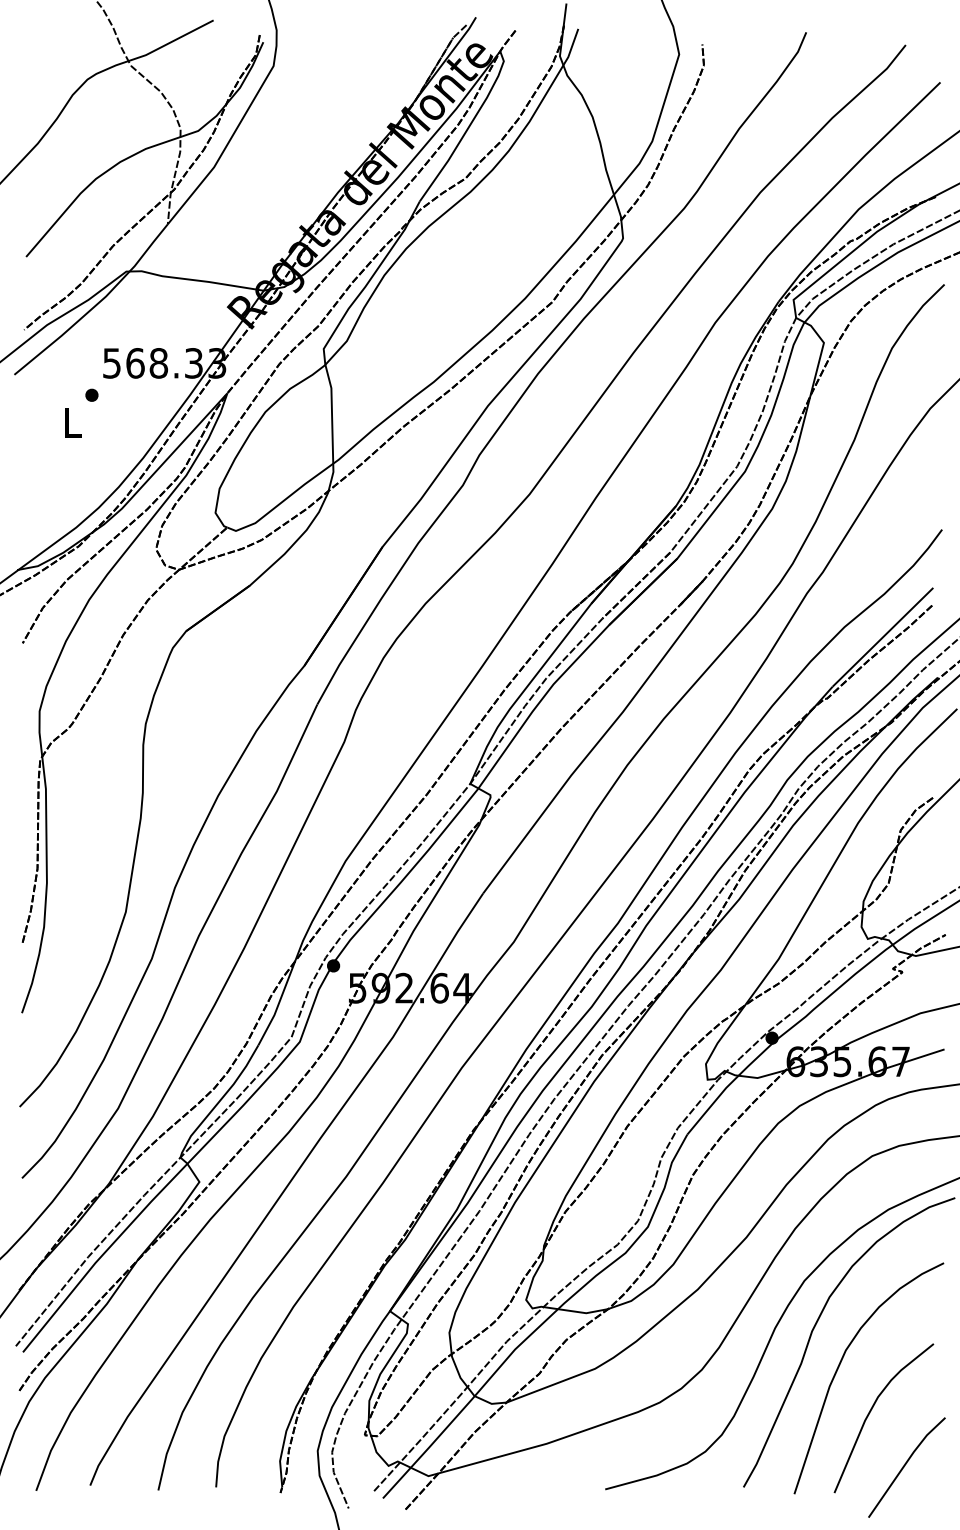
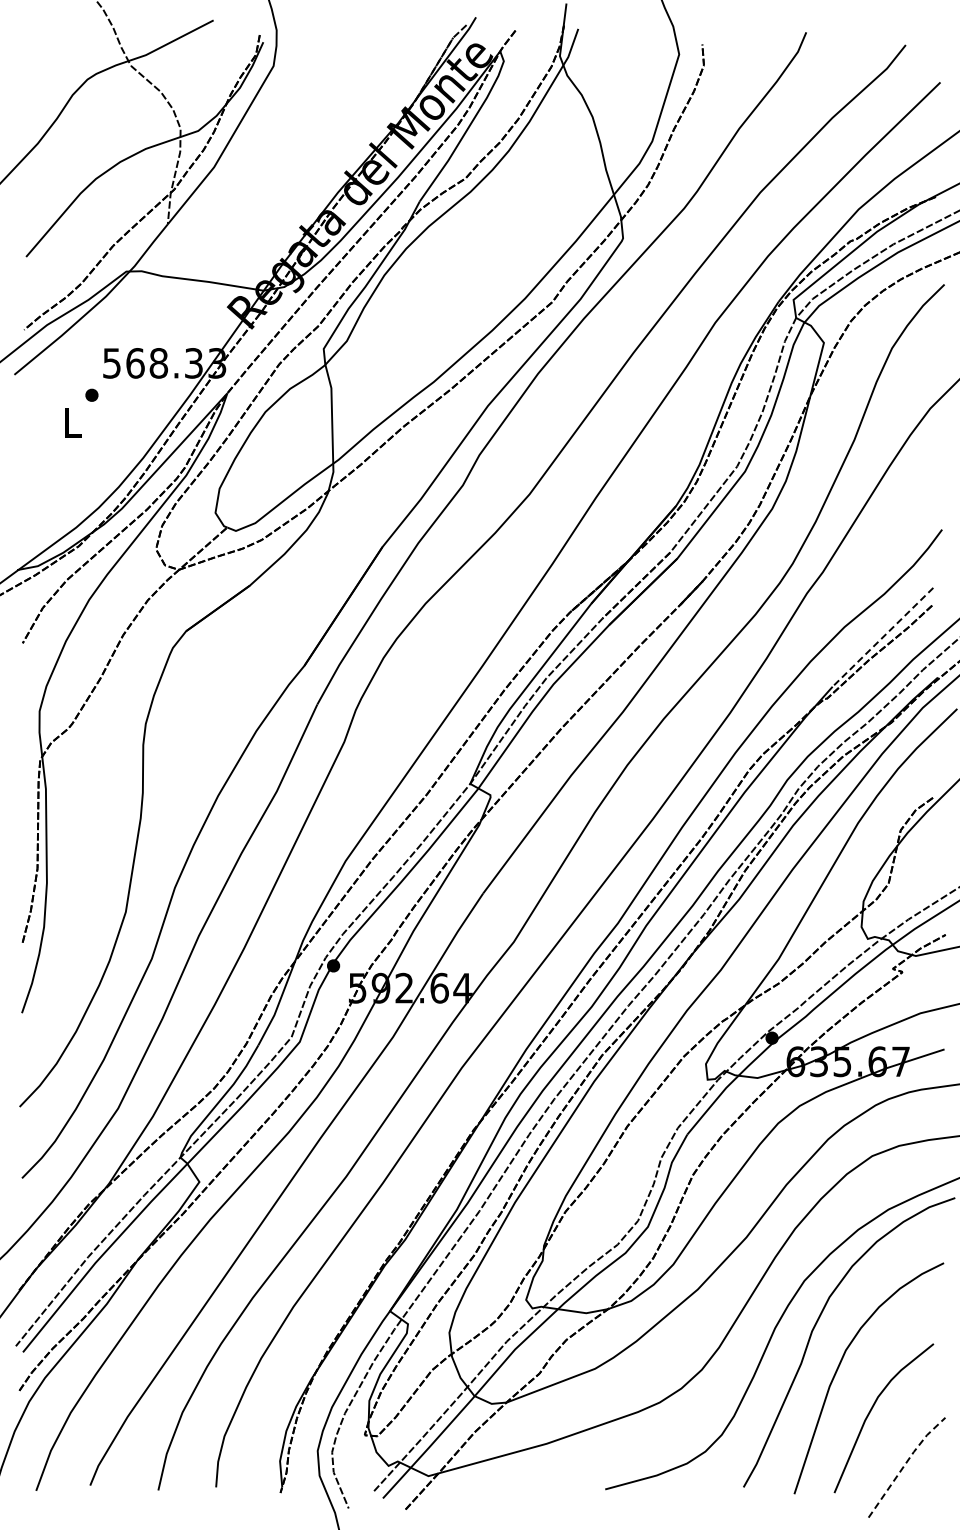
line: solid -> dashed (882, 637)
line: solid -> dashed (905, 1464)
